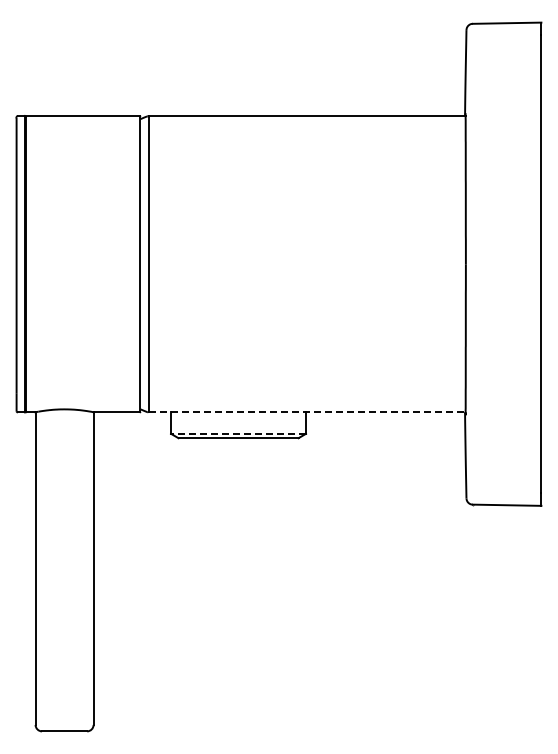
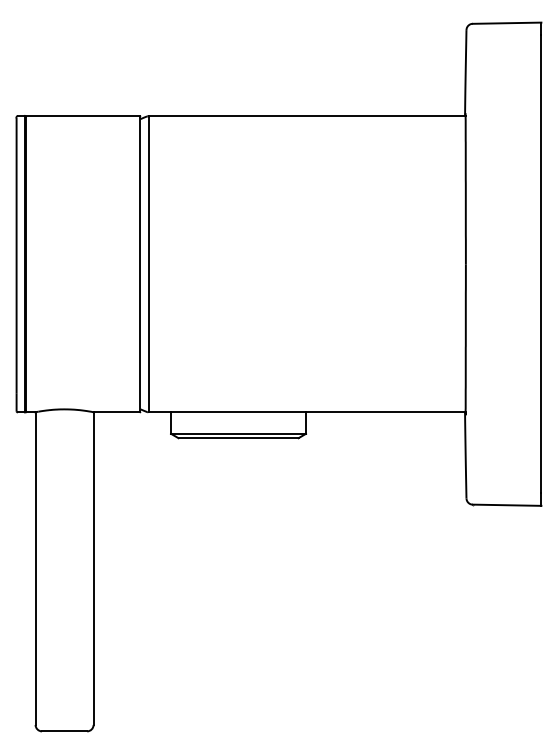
line: dashed -> solid (307, 412)
line: dashed -> solid (238, 433)
